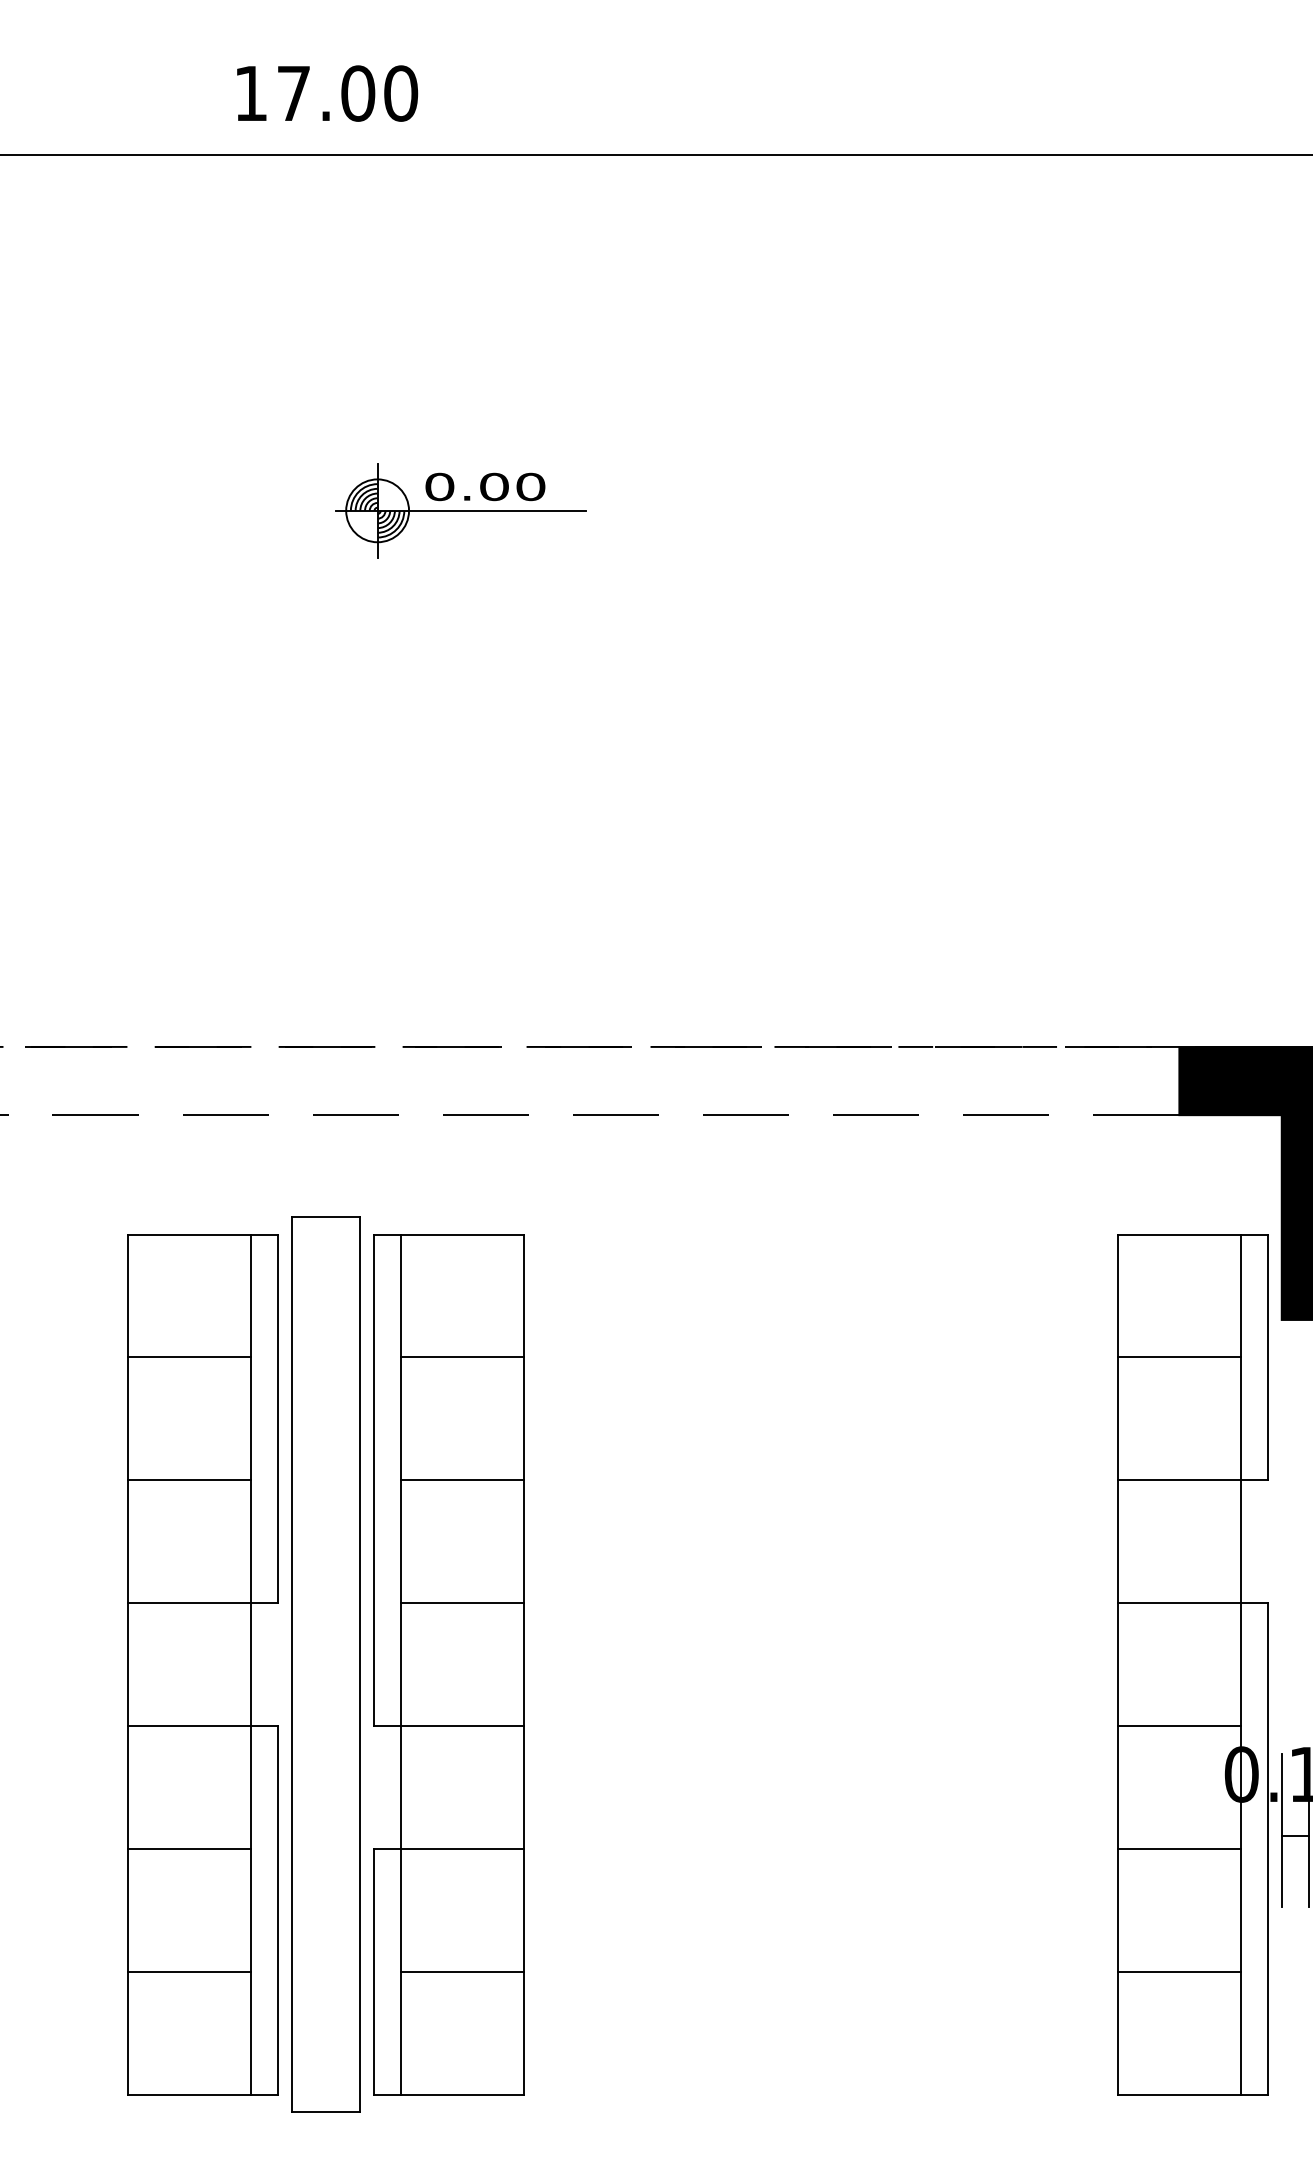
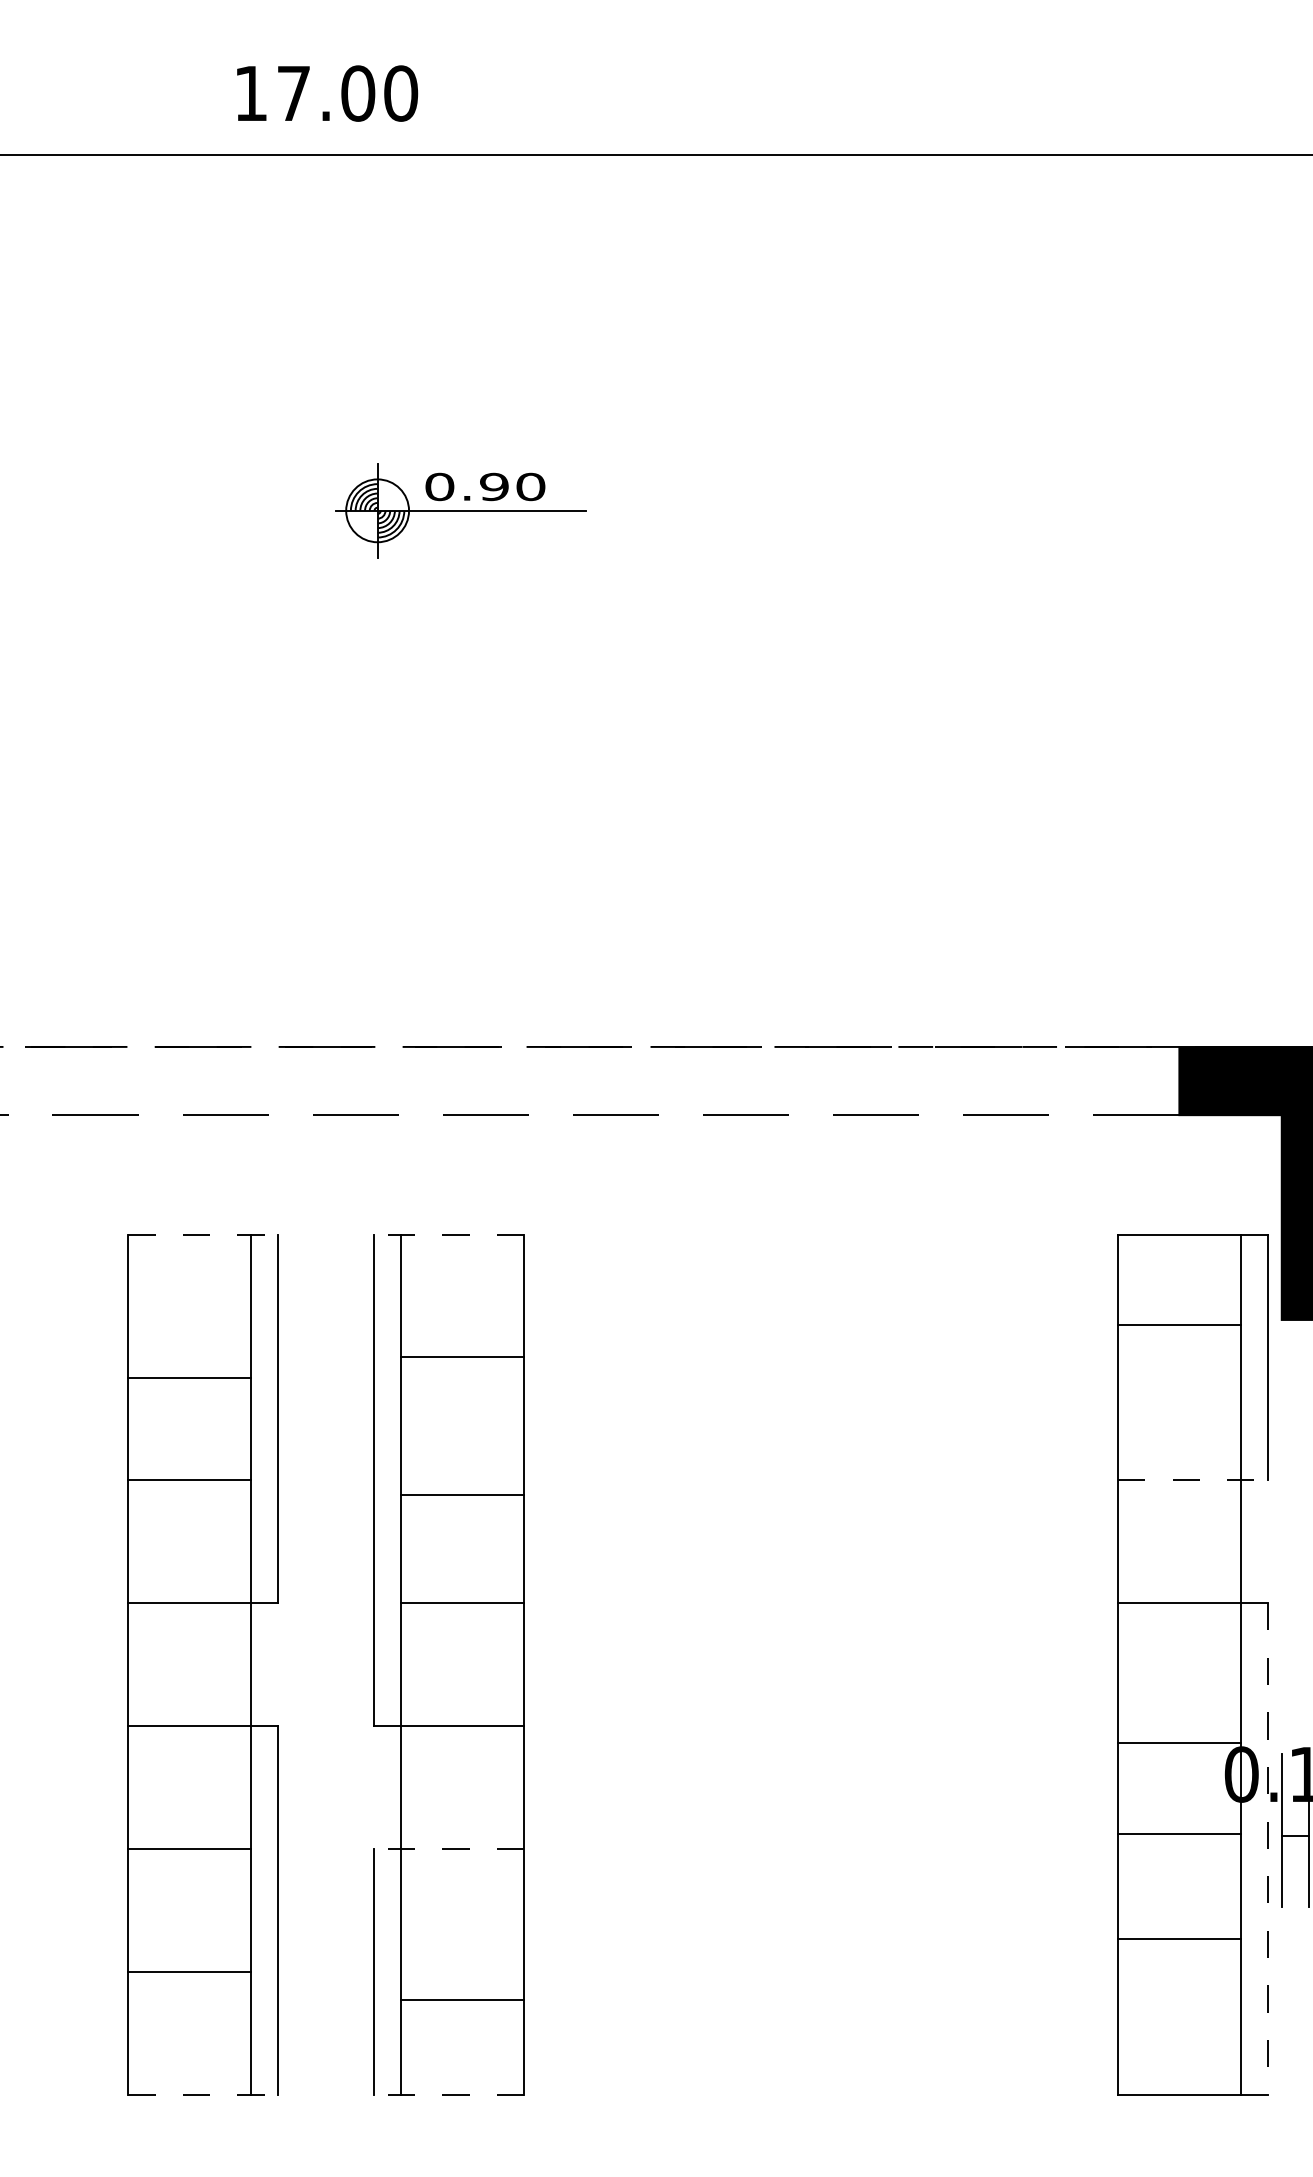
text: 0.00 -> 0.90 (494, 487)
line: solid -> dashed (203, 1234)
line: solid -> dashed (448, 1234)
line position: (189, 1357) -> (189, 1378) (189, 1378)
line position: (1178, 1357) -> (1178, 1325) (1178, 1325)
line position: (462, 1480) -> (462, 1495) (462, 1495)
line: solid -> dashed (1193, 1480)
part: present -> none (325, 1664)
line position: (1178, 1725) -> (1178, 1742) (1178, 1742)
line: solid -> dashed (448, 1848)
line position: (1178, 1848) -> (1178, 1833) (1178, 1833)
line: solid -> dashed (1268, 1848)
line position: (462, 1971) -> (462, 1999) (462, 1999)
line position: (1178, 1971) -> (1178, 1938) (1178, 1938)
line: solid -> dashed (203, 2094)
line: solid -> dashed (448, 2094)
